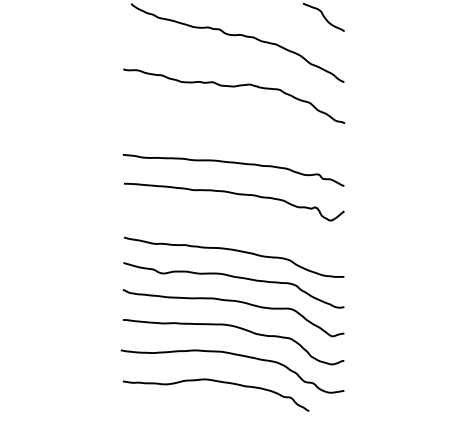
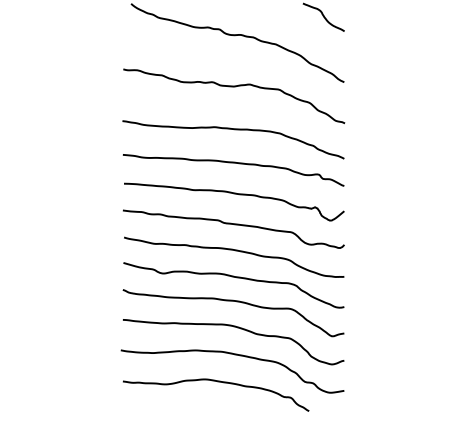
curve: none -> present (234, 130)
curve: none -> present (234, 225)
